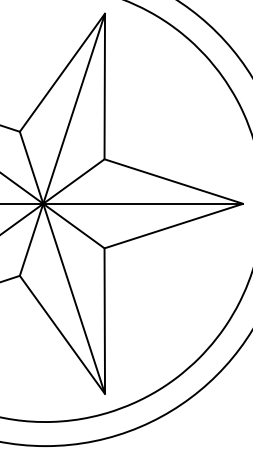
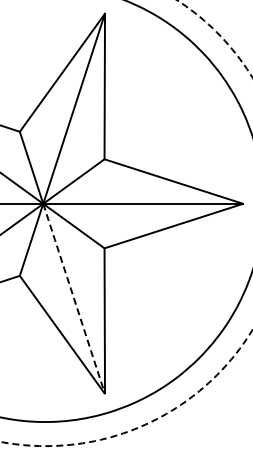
circle: solid -> dashed (126, 223)
line: solid -> dashed (74, 298)
